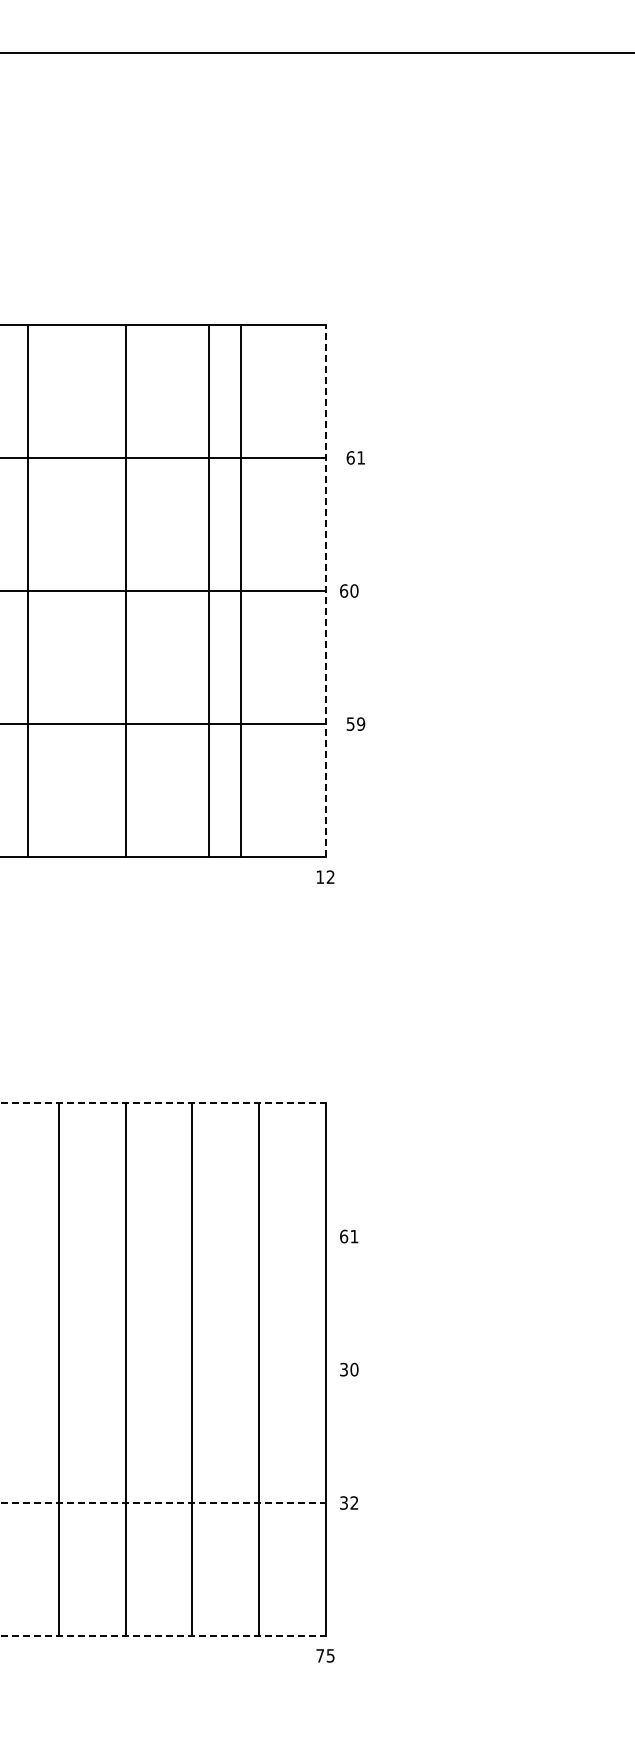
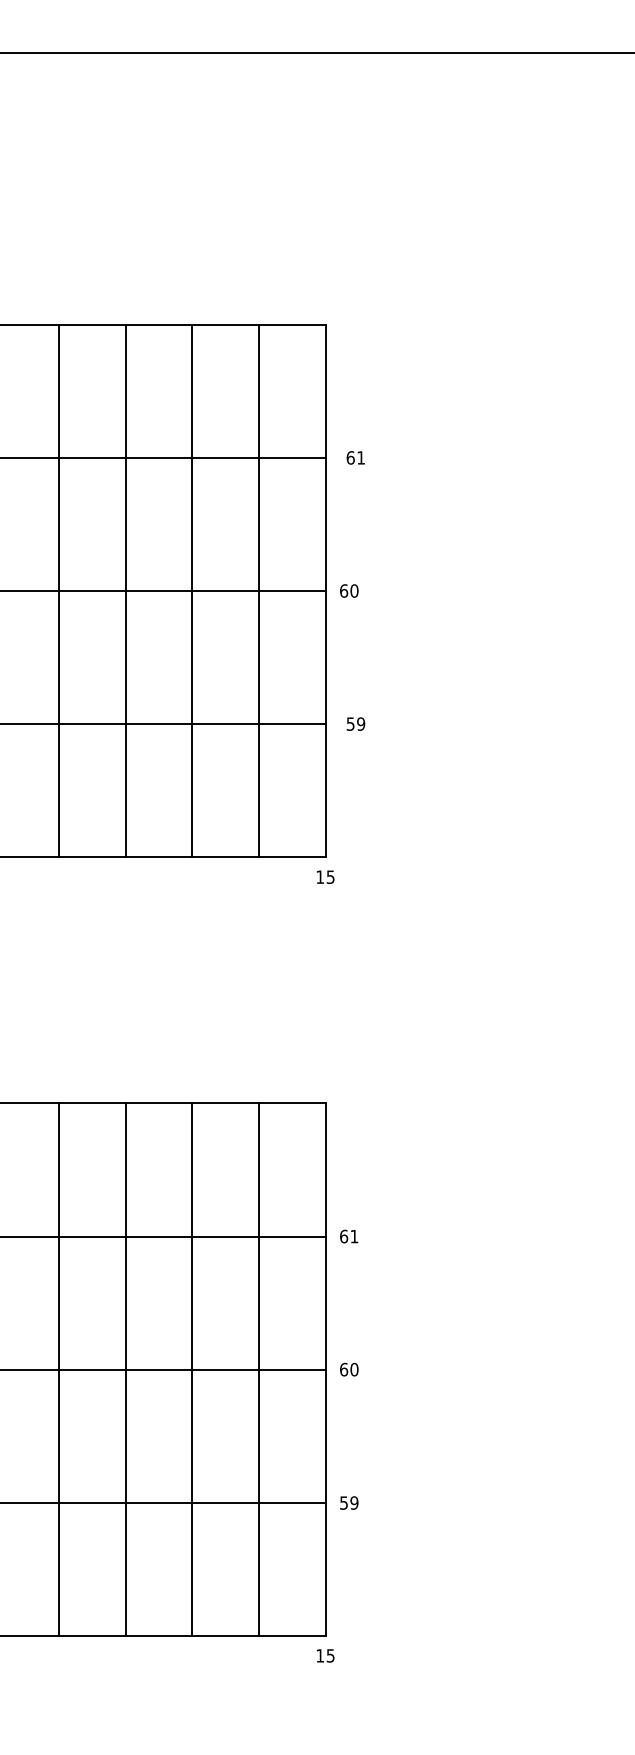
line position: (28, 590) -> (59, 590) (59, 590)
line position: (209, 590) -> (192, 590) (192, 590)
line position: (240, 590) -> (258, 590) (258, 590)
line: dashed -> solid (325, 590)
text: 12 -> 15 (330, 877)
line: dashed -> solid (163, 1103)
line: none -> present (163, 1236)
line: none -> present (163, 1369)
text: 30 -> 60 (344, 1369)
line: dashed -> solid (163, 1502)
text: 32 -> 59 (349, 1502)
line: dashed -> solid (163, 1635)
text: 75 -> 15 (320, 1655)
